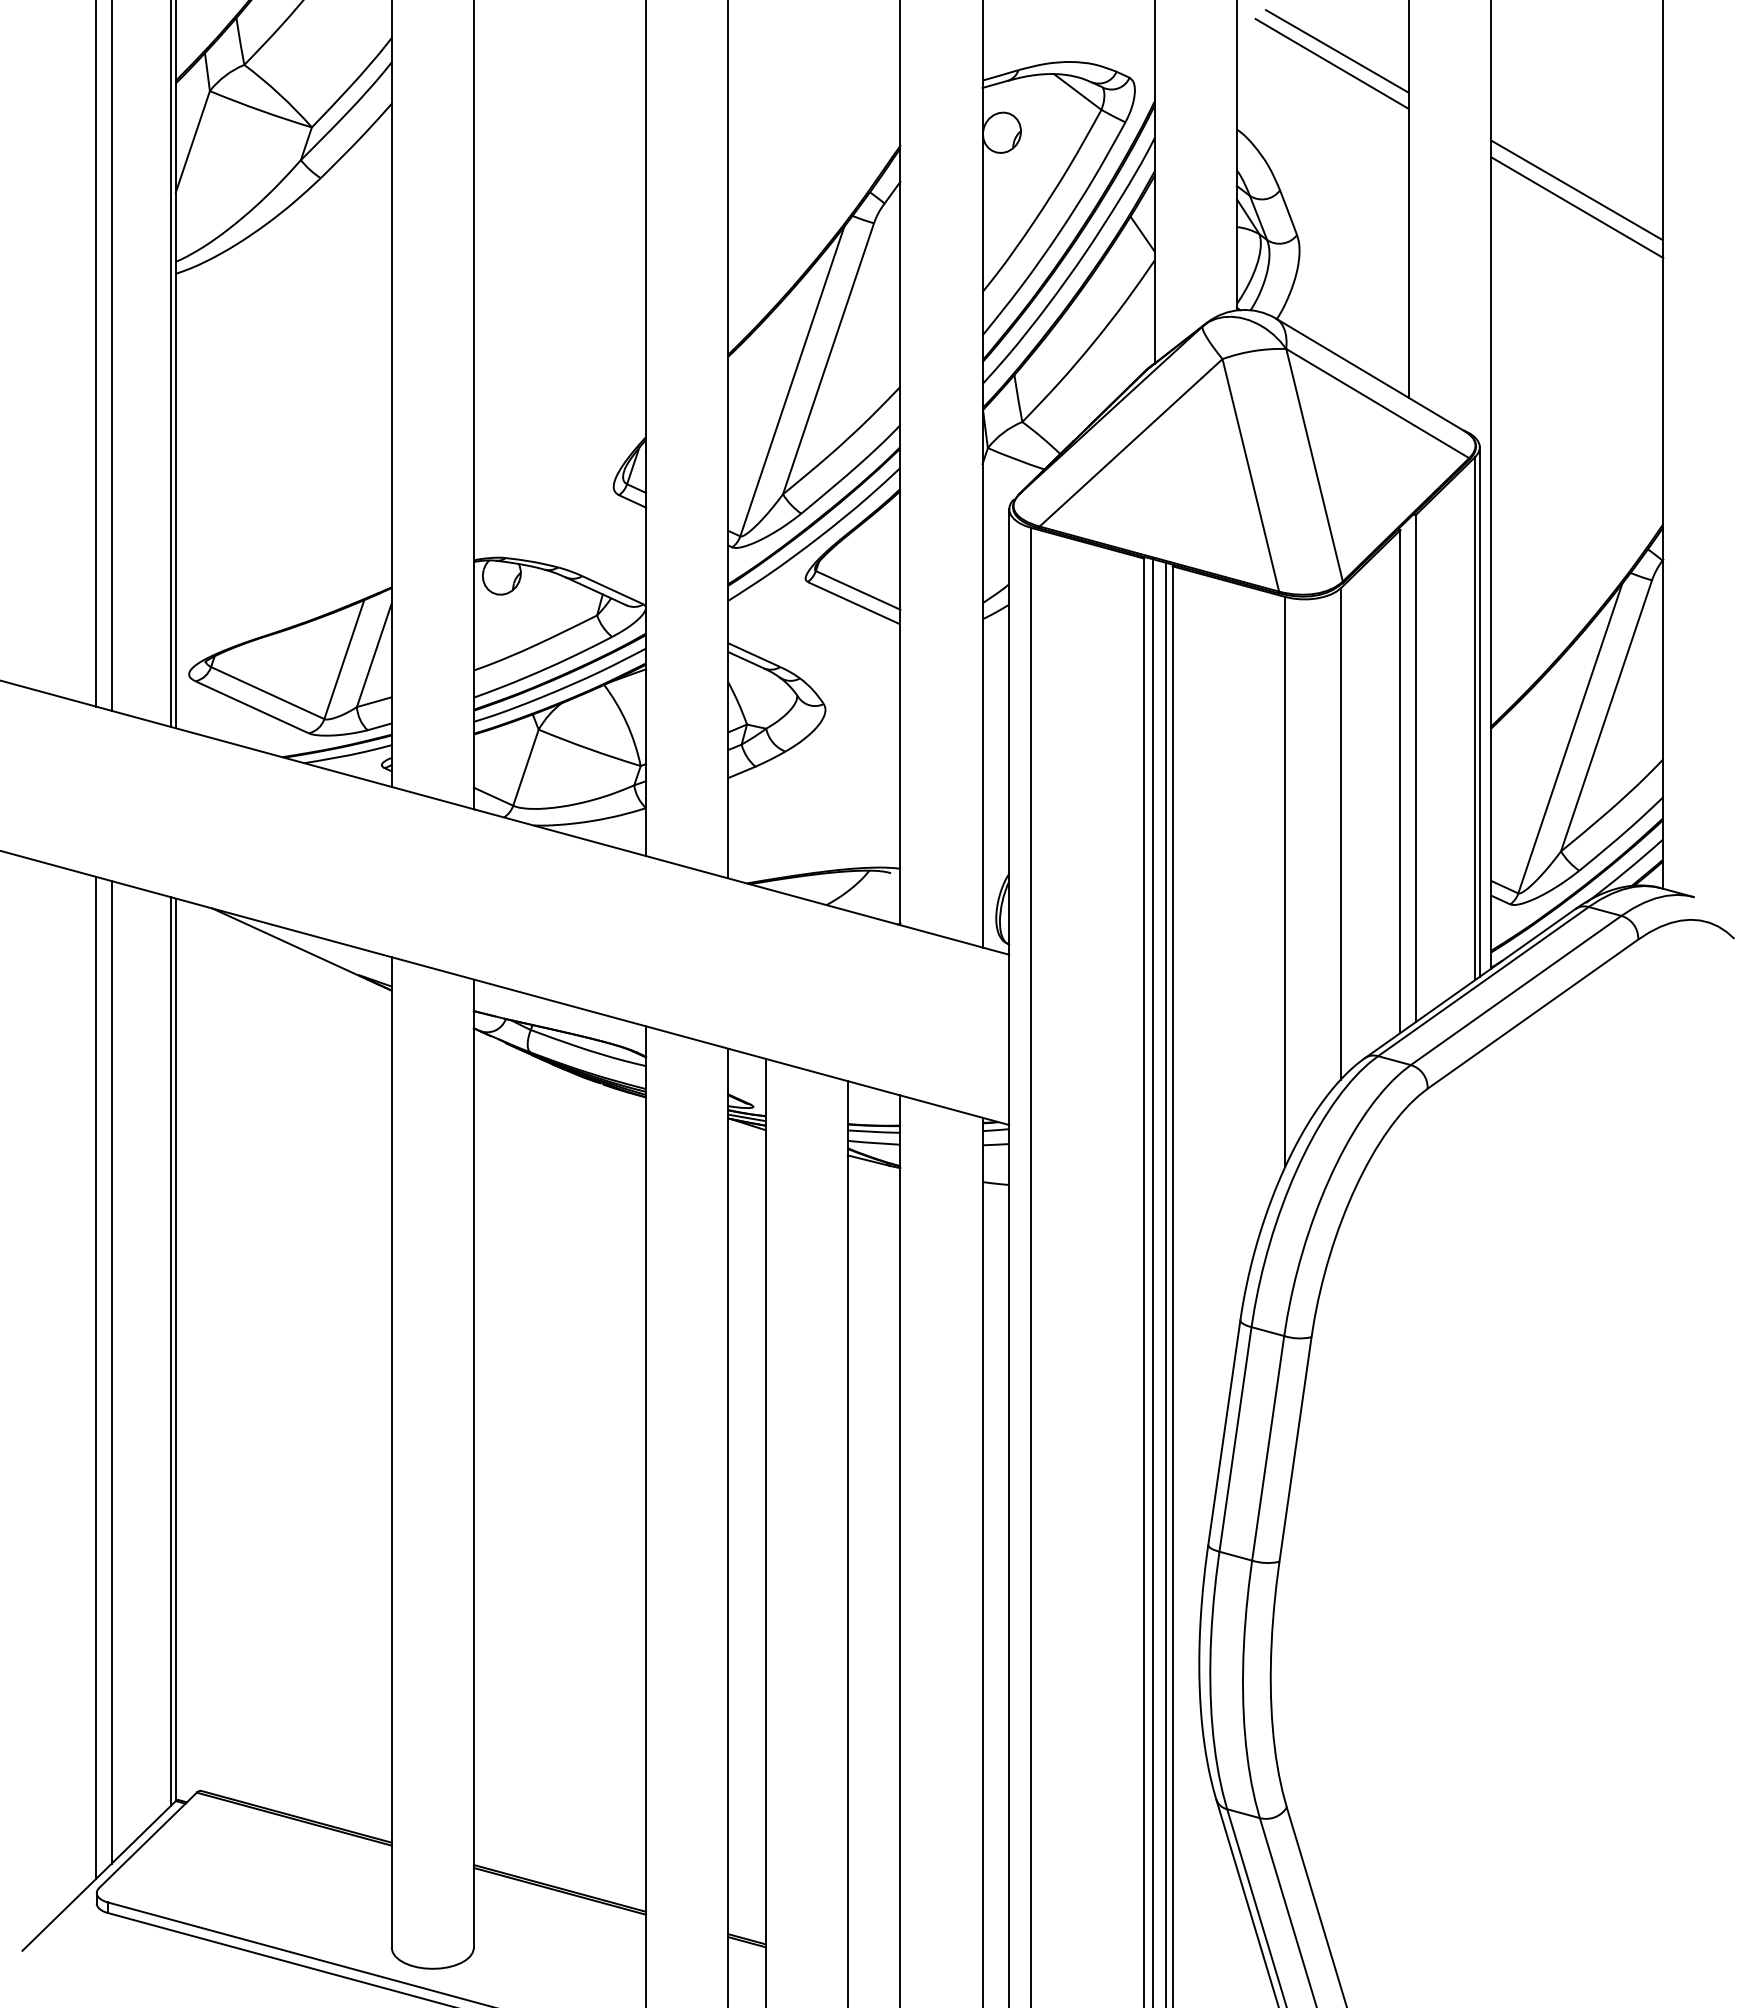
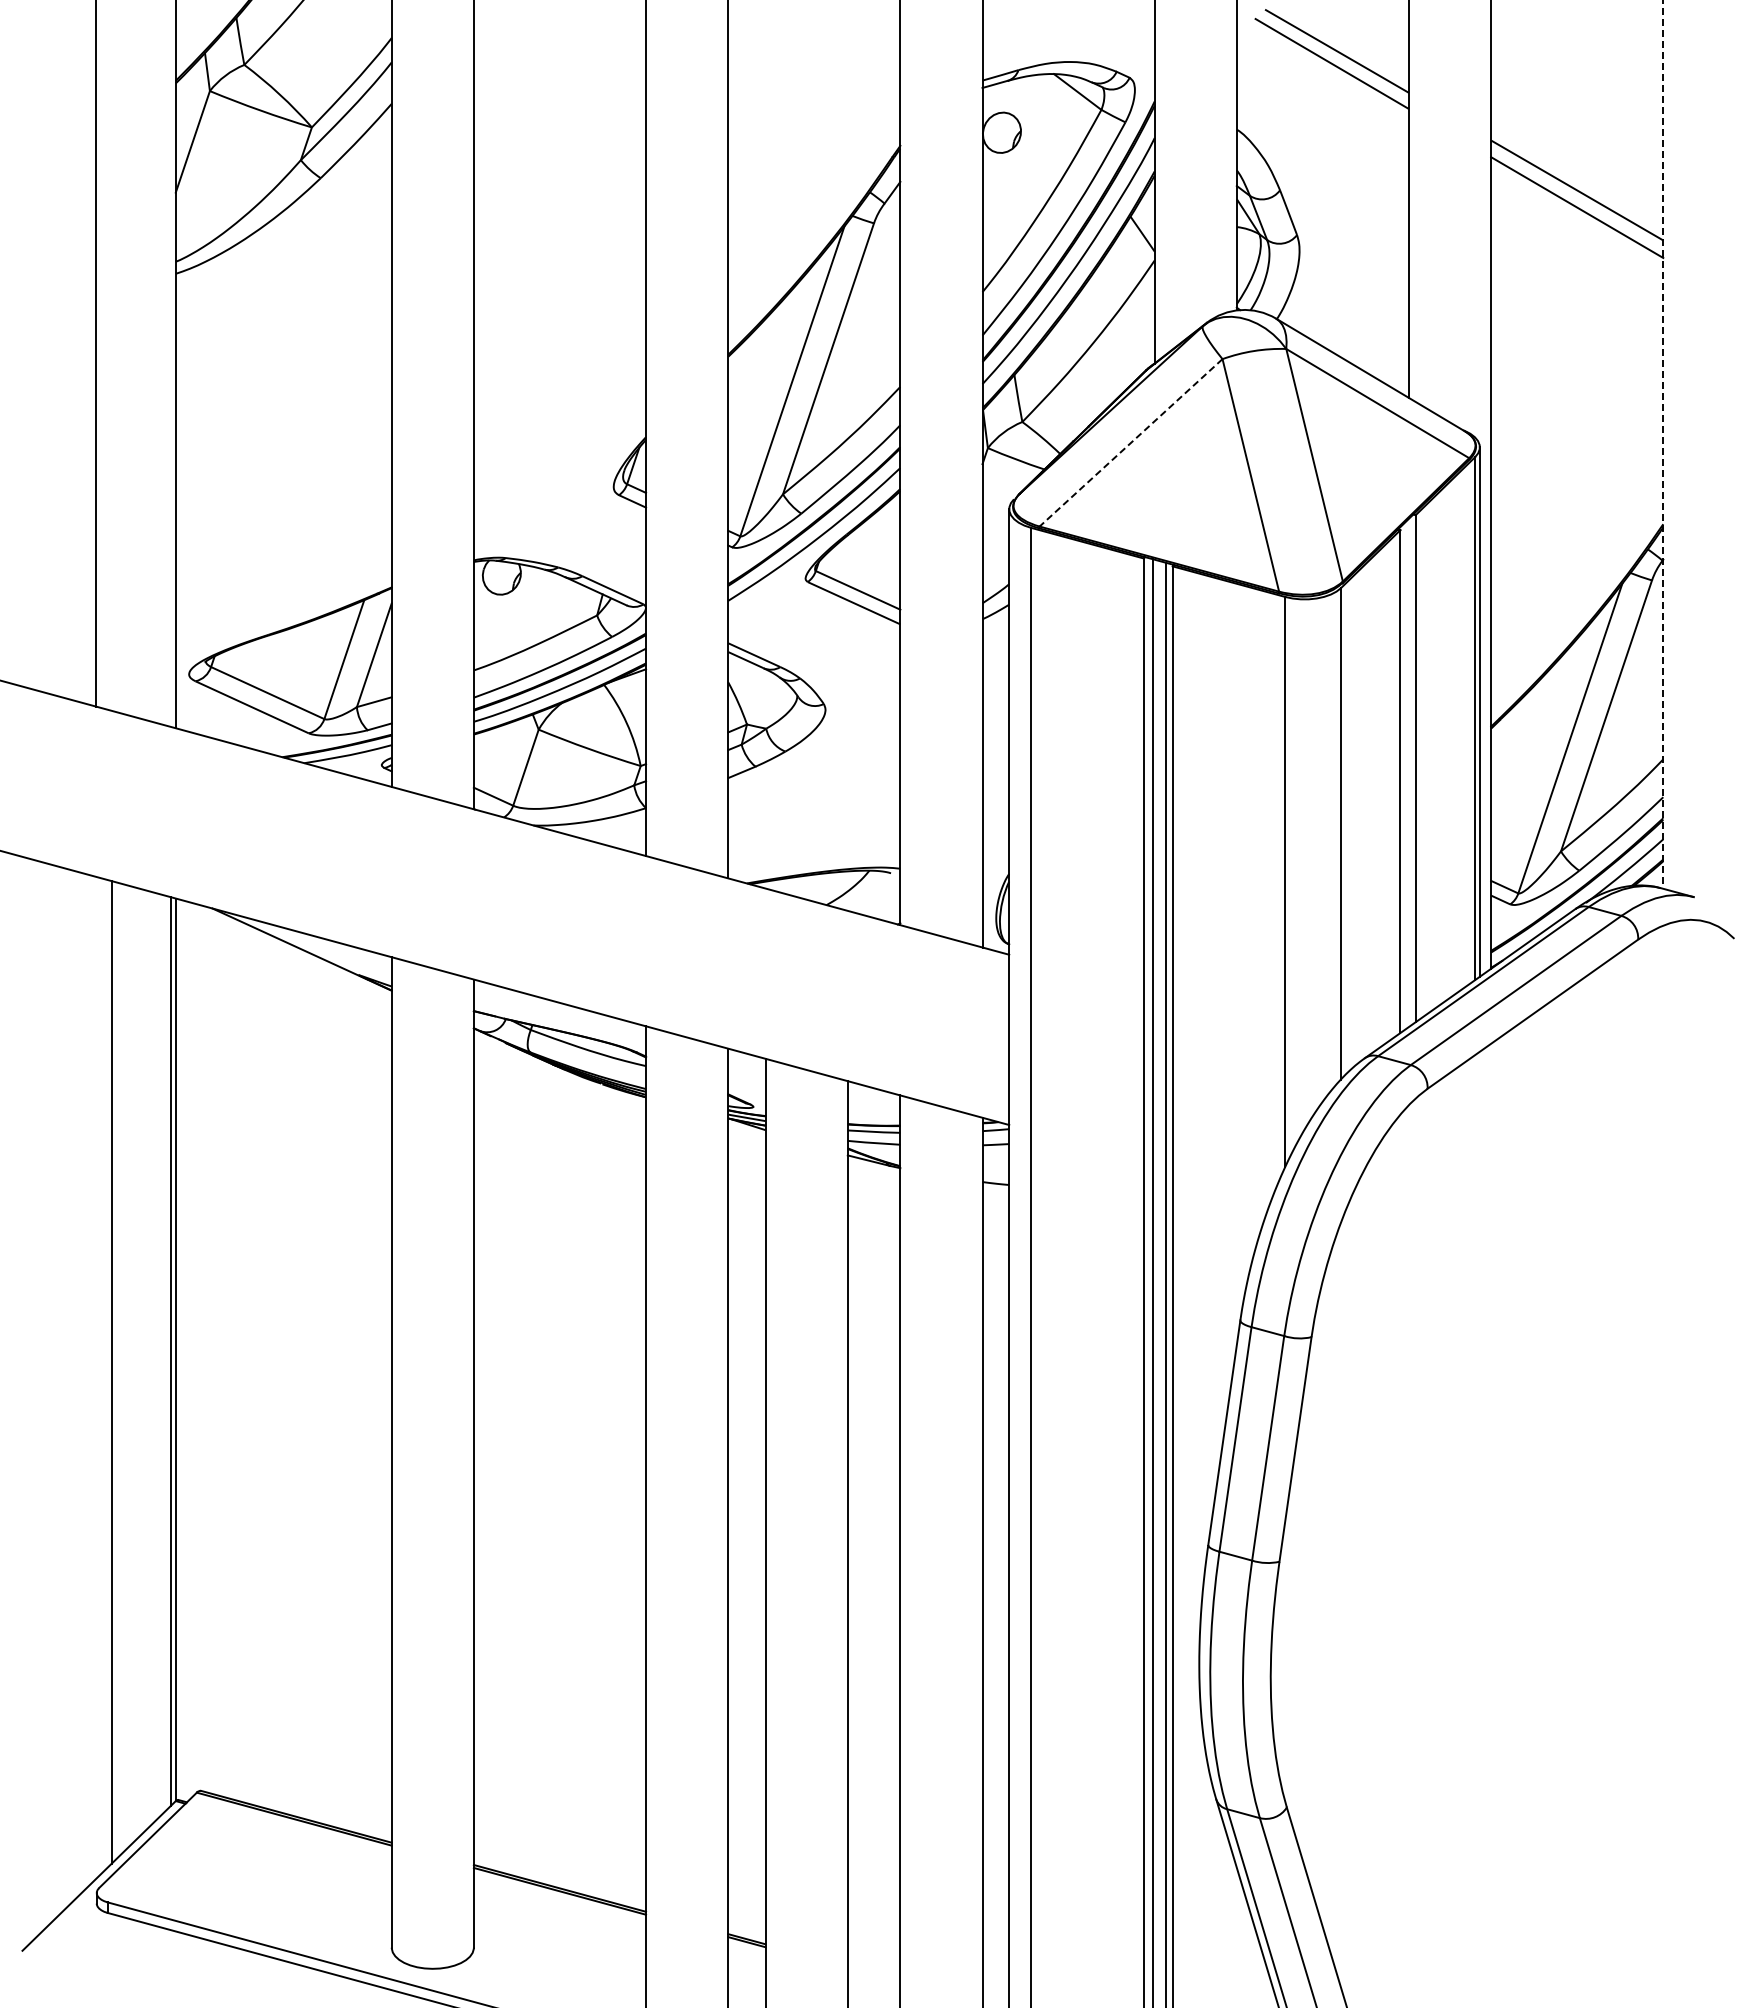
line: present -> none (111, 356)
line: present -> none (171, 364)
line: solid -> dashed (1131, 442)
line: solid -> dashed (1663, 444)
line: present -> none (96, 1377)
